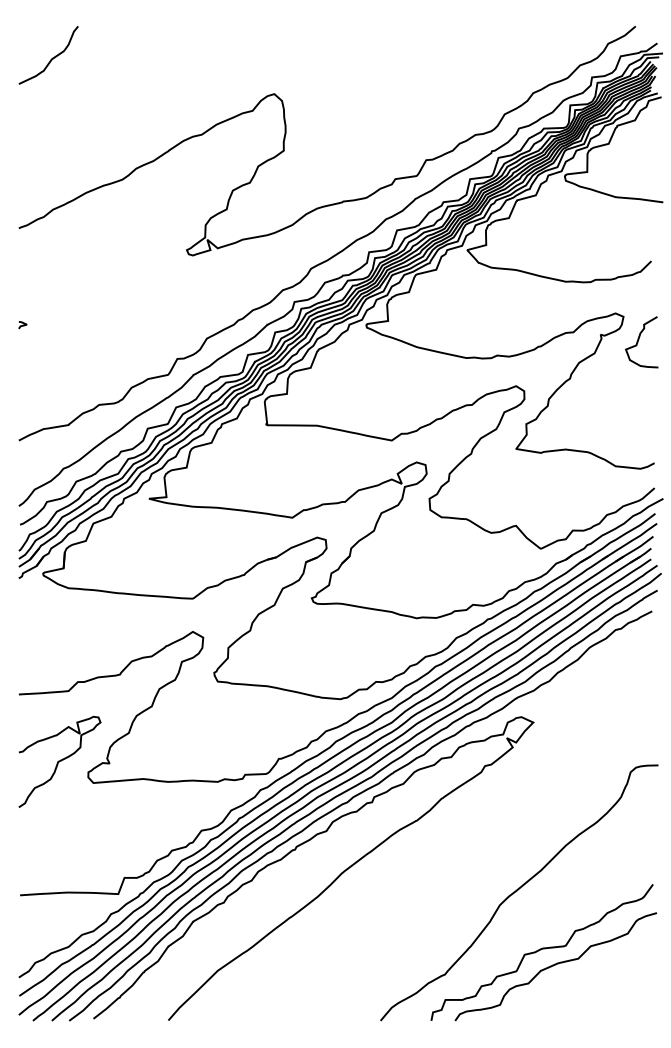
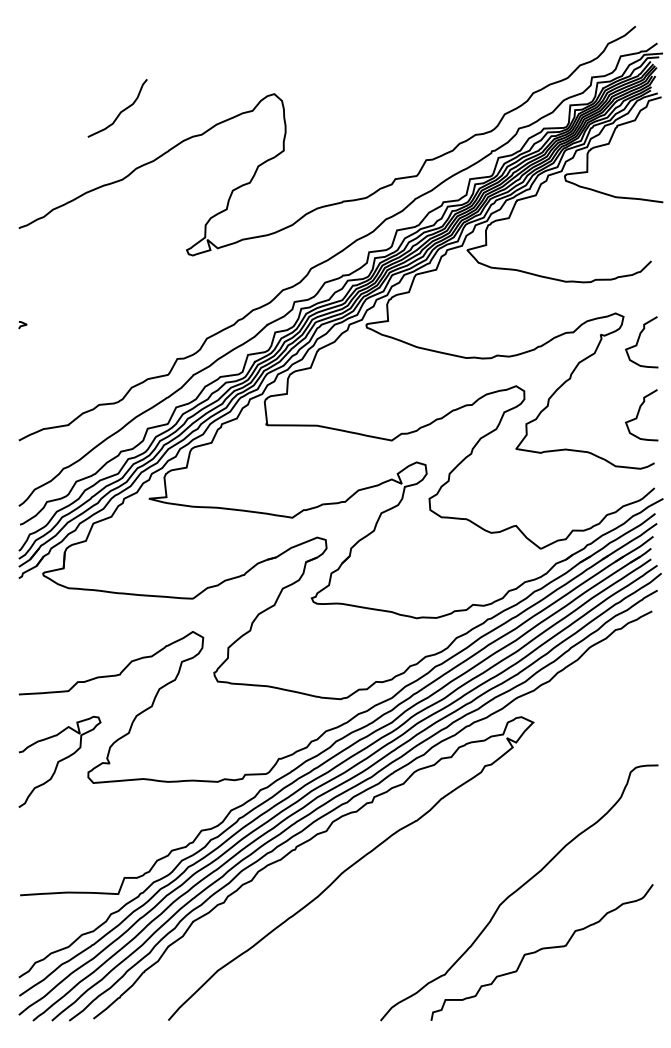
curve position: (51, 58) -> (120, 111) (120, 111)
curve: none -> present (638, 415)
curve: present -> none (555, 965)
